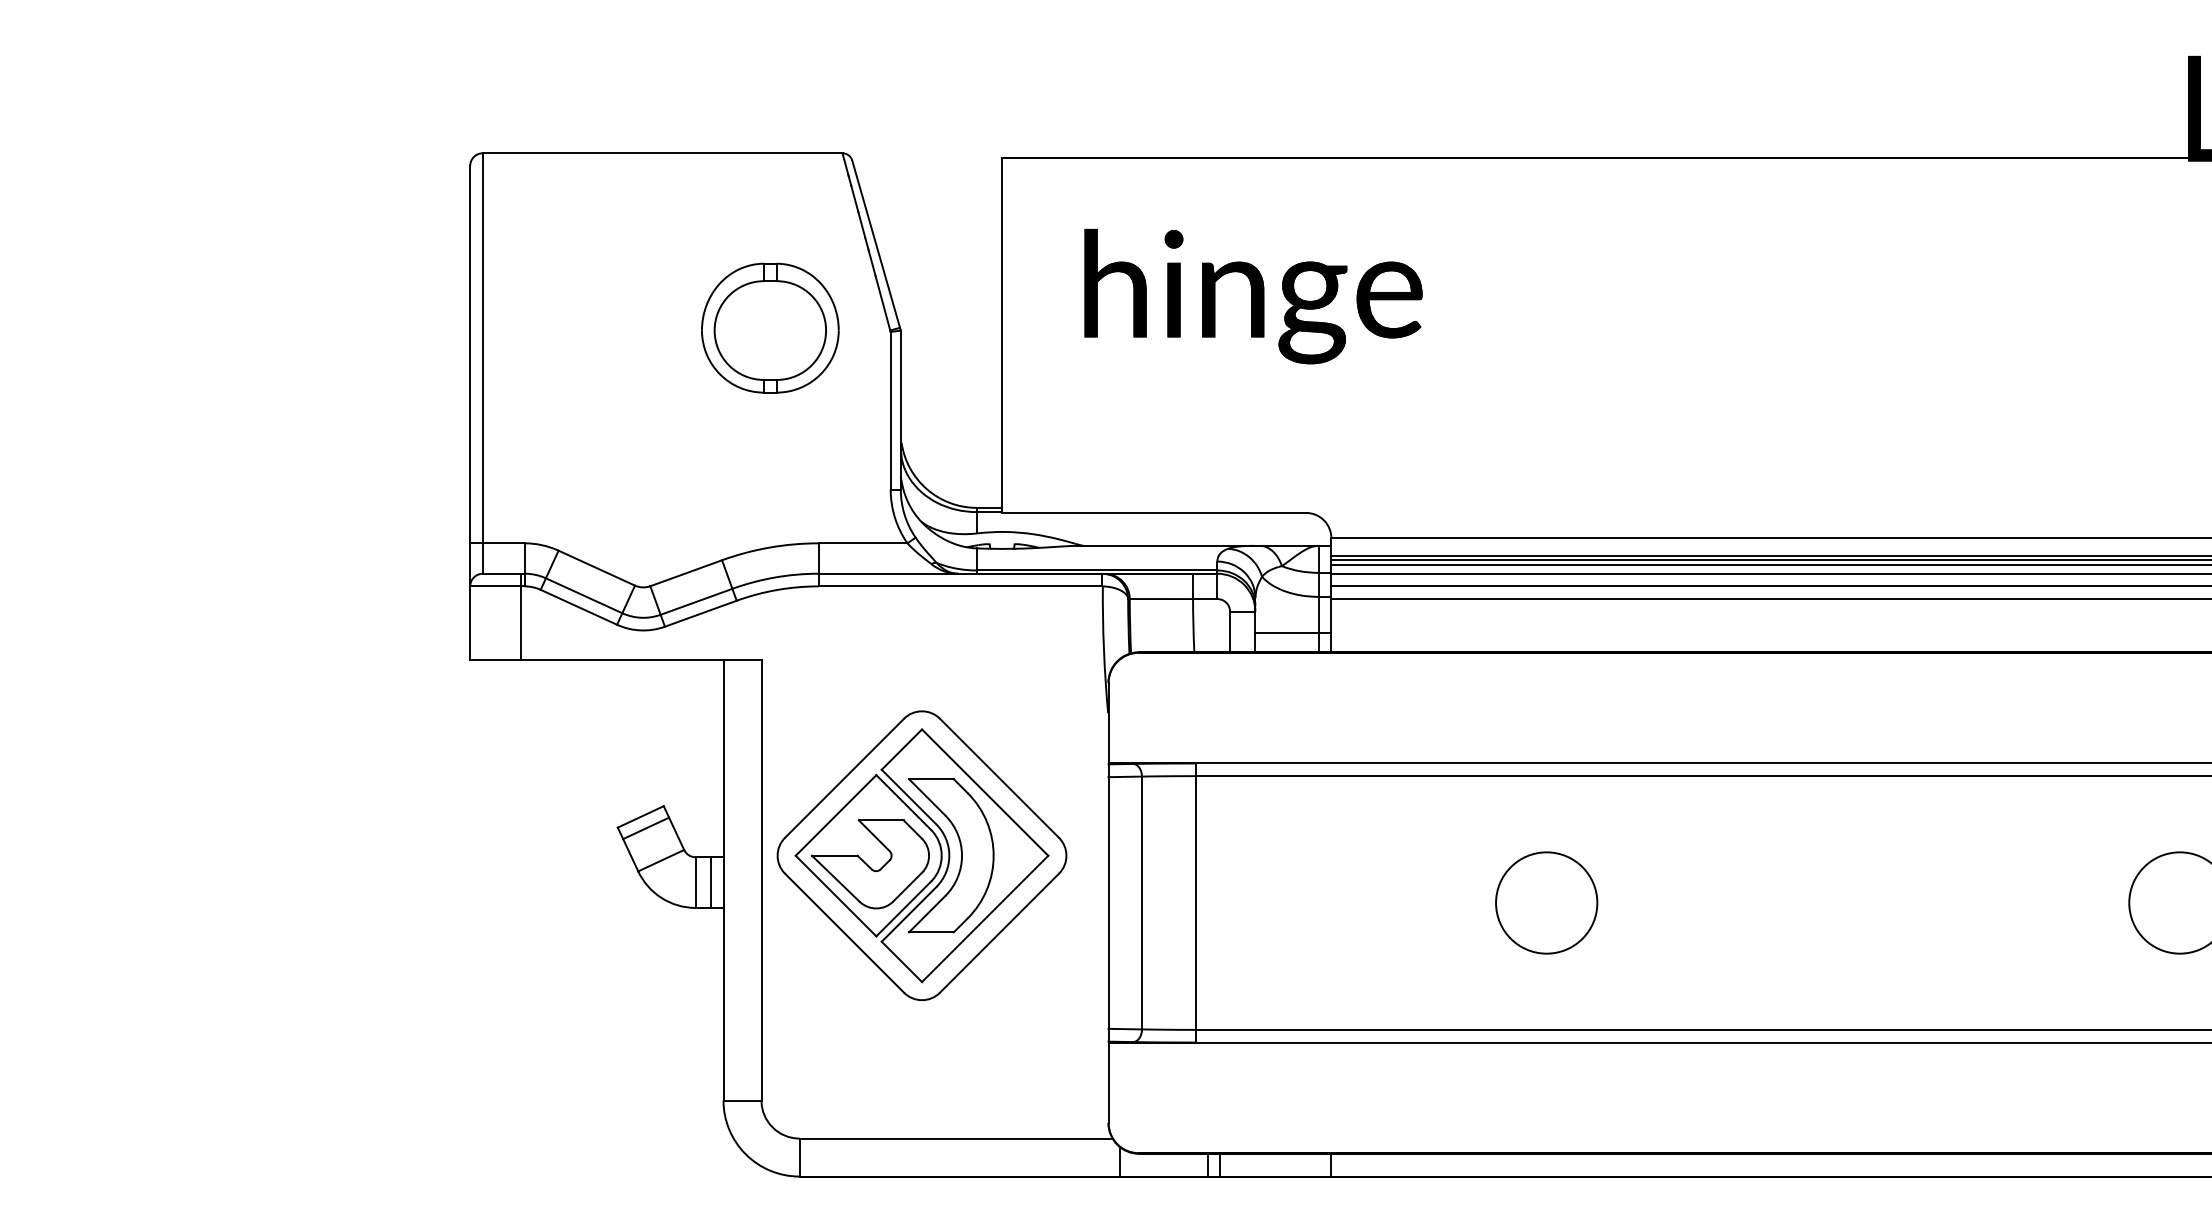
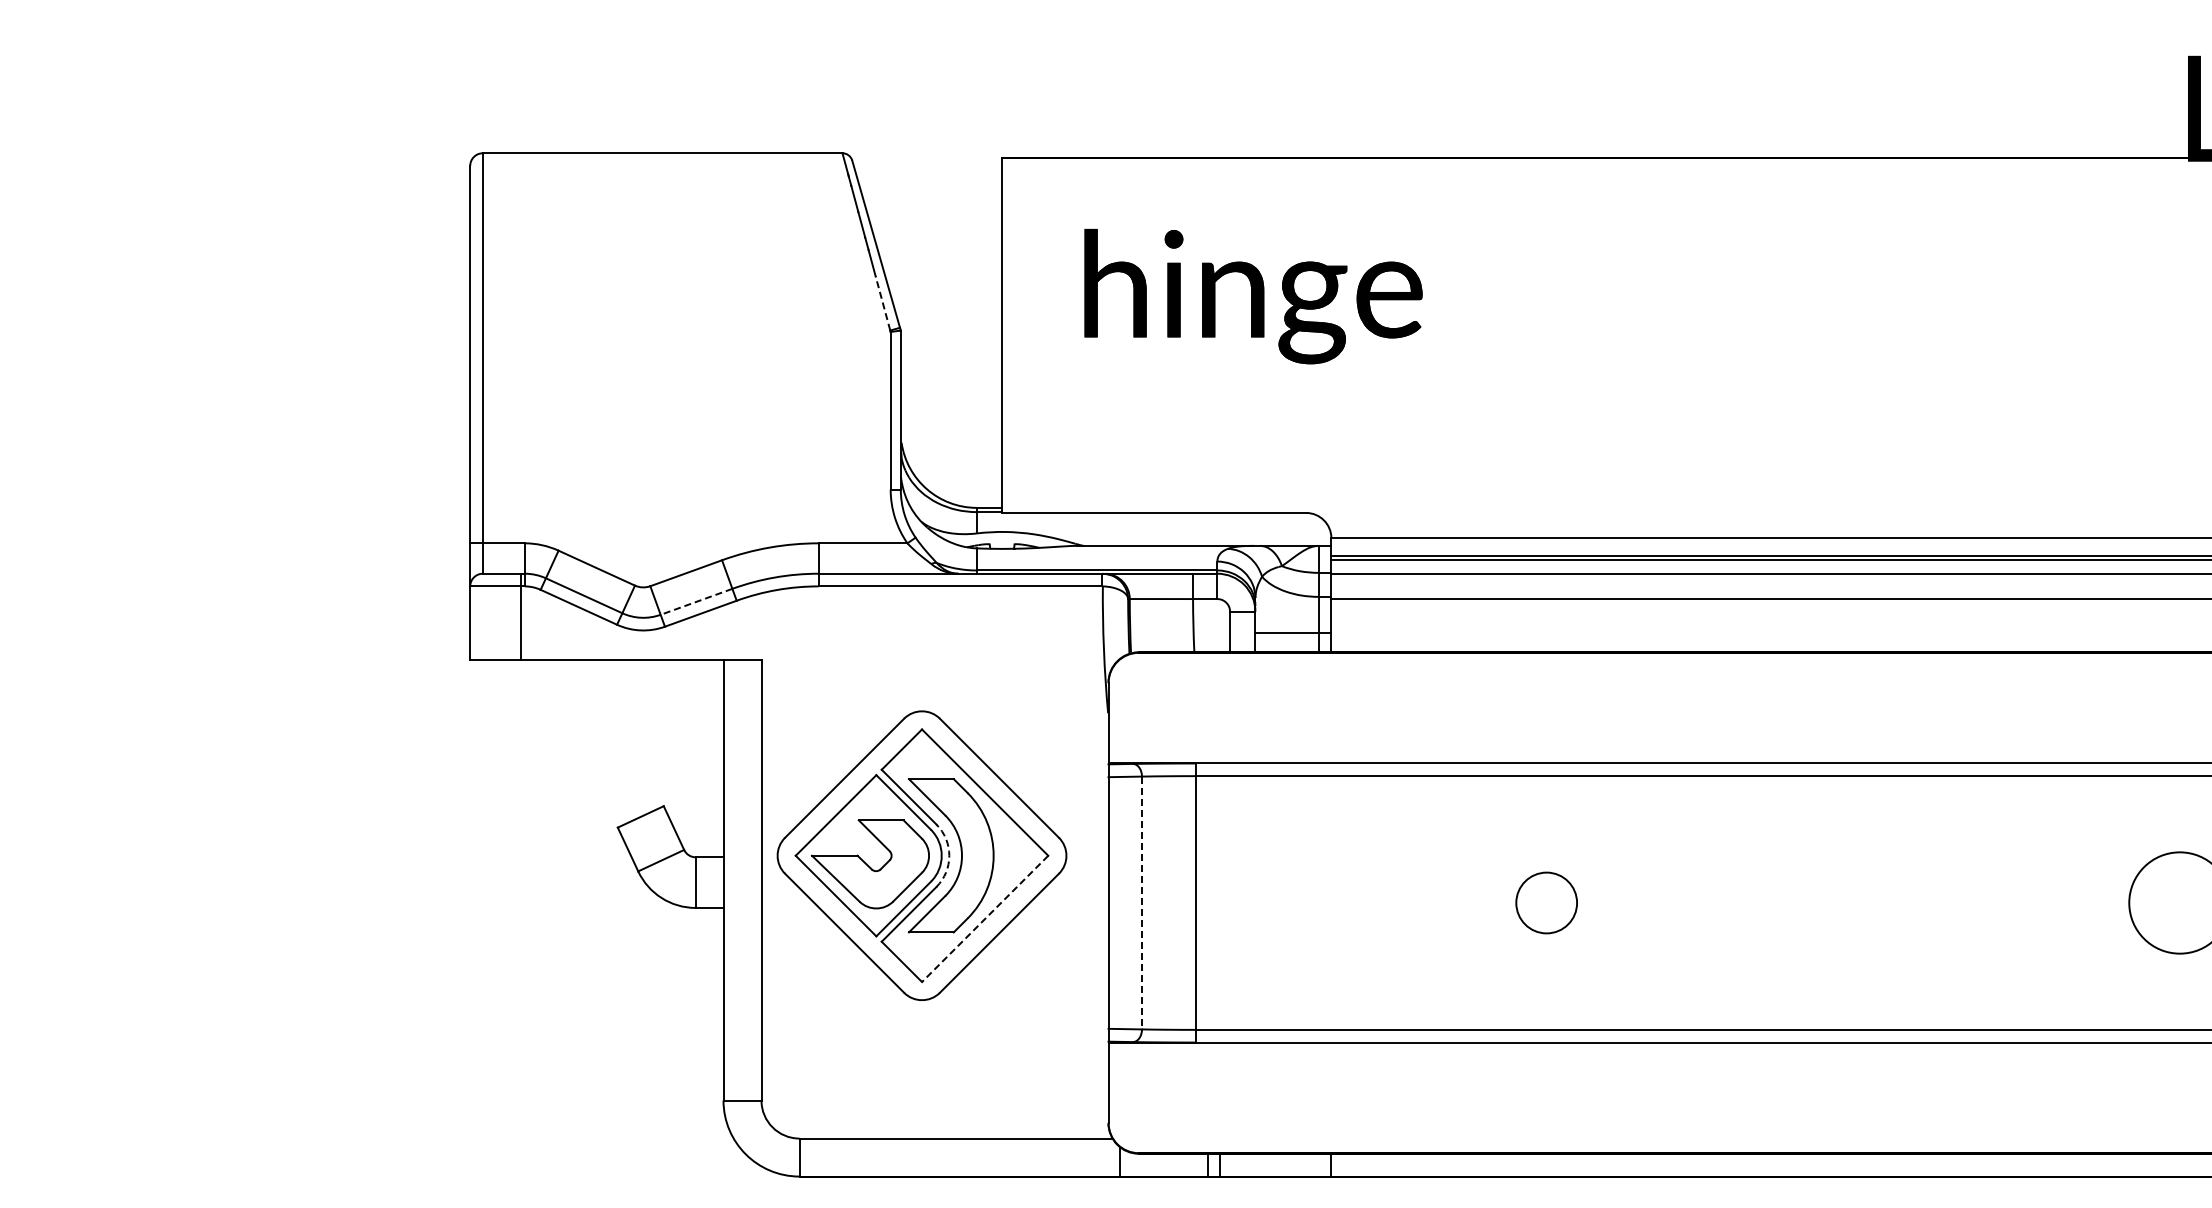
line: solid -> dashed (882, 302)
part: present -> none (770, 327)
line: present -> none (1769, 564)
line: present -> none (1769, 586)
line: solid -> dashed (696, 602)
line: present -> none (646, 828)
arc: solid -> dashed (949, 855)
line: present -> none (710, 882)
circle diameter: 101 px -> 61 px (1546, 902)
line: solid -> dashed (1141, 903)
line: solid -> dashed (984, 919)
